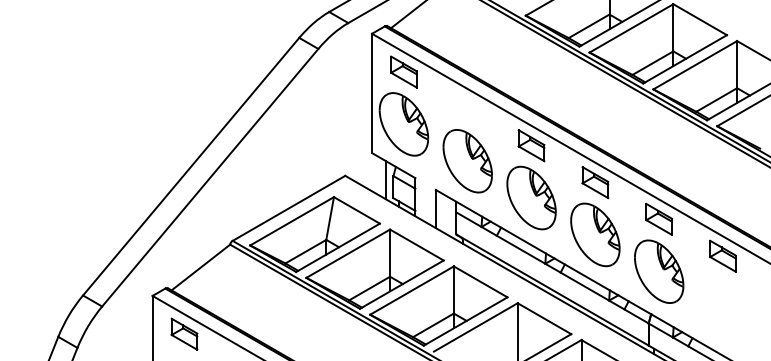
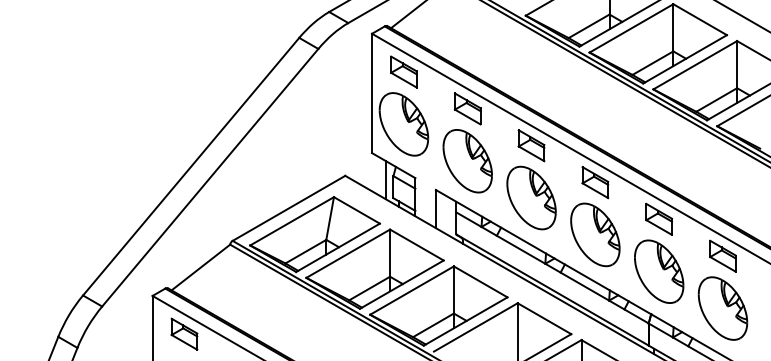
line: none -> present (742, 16)
part: none -> present (467, 108)
part: none -> present (722, 308)
